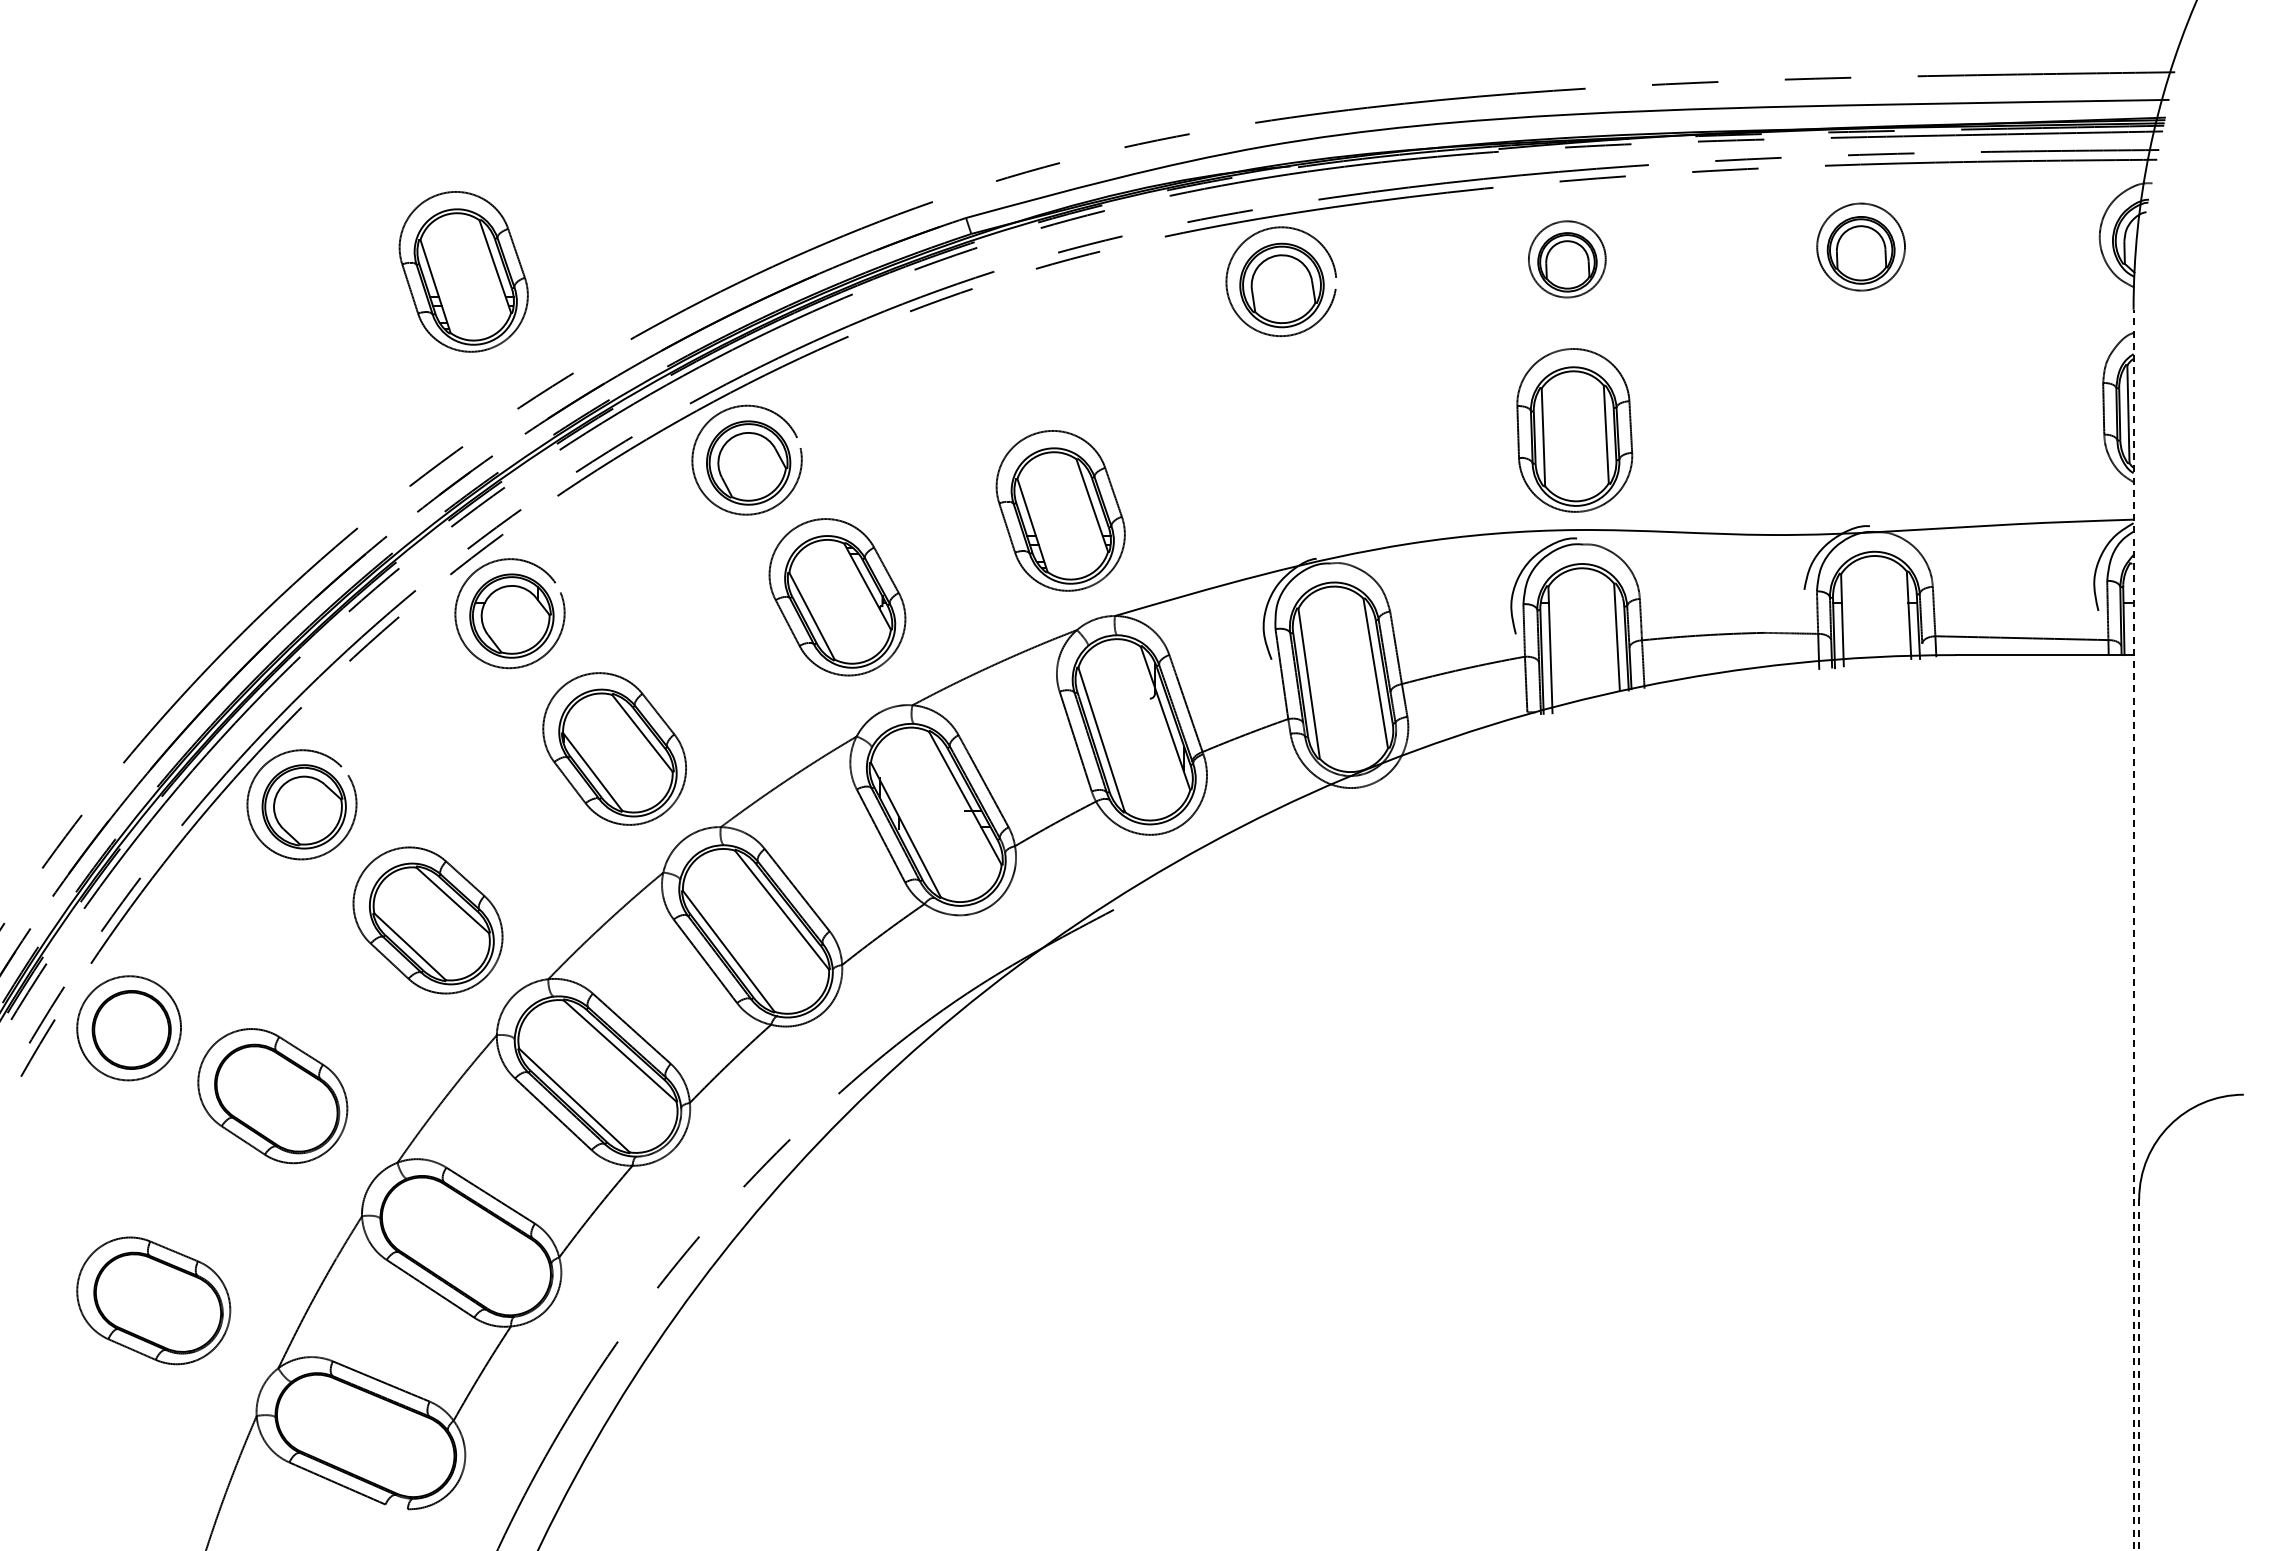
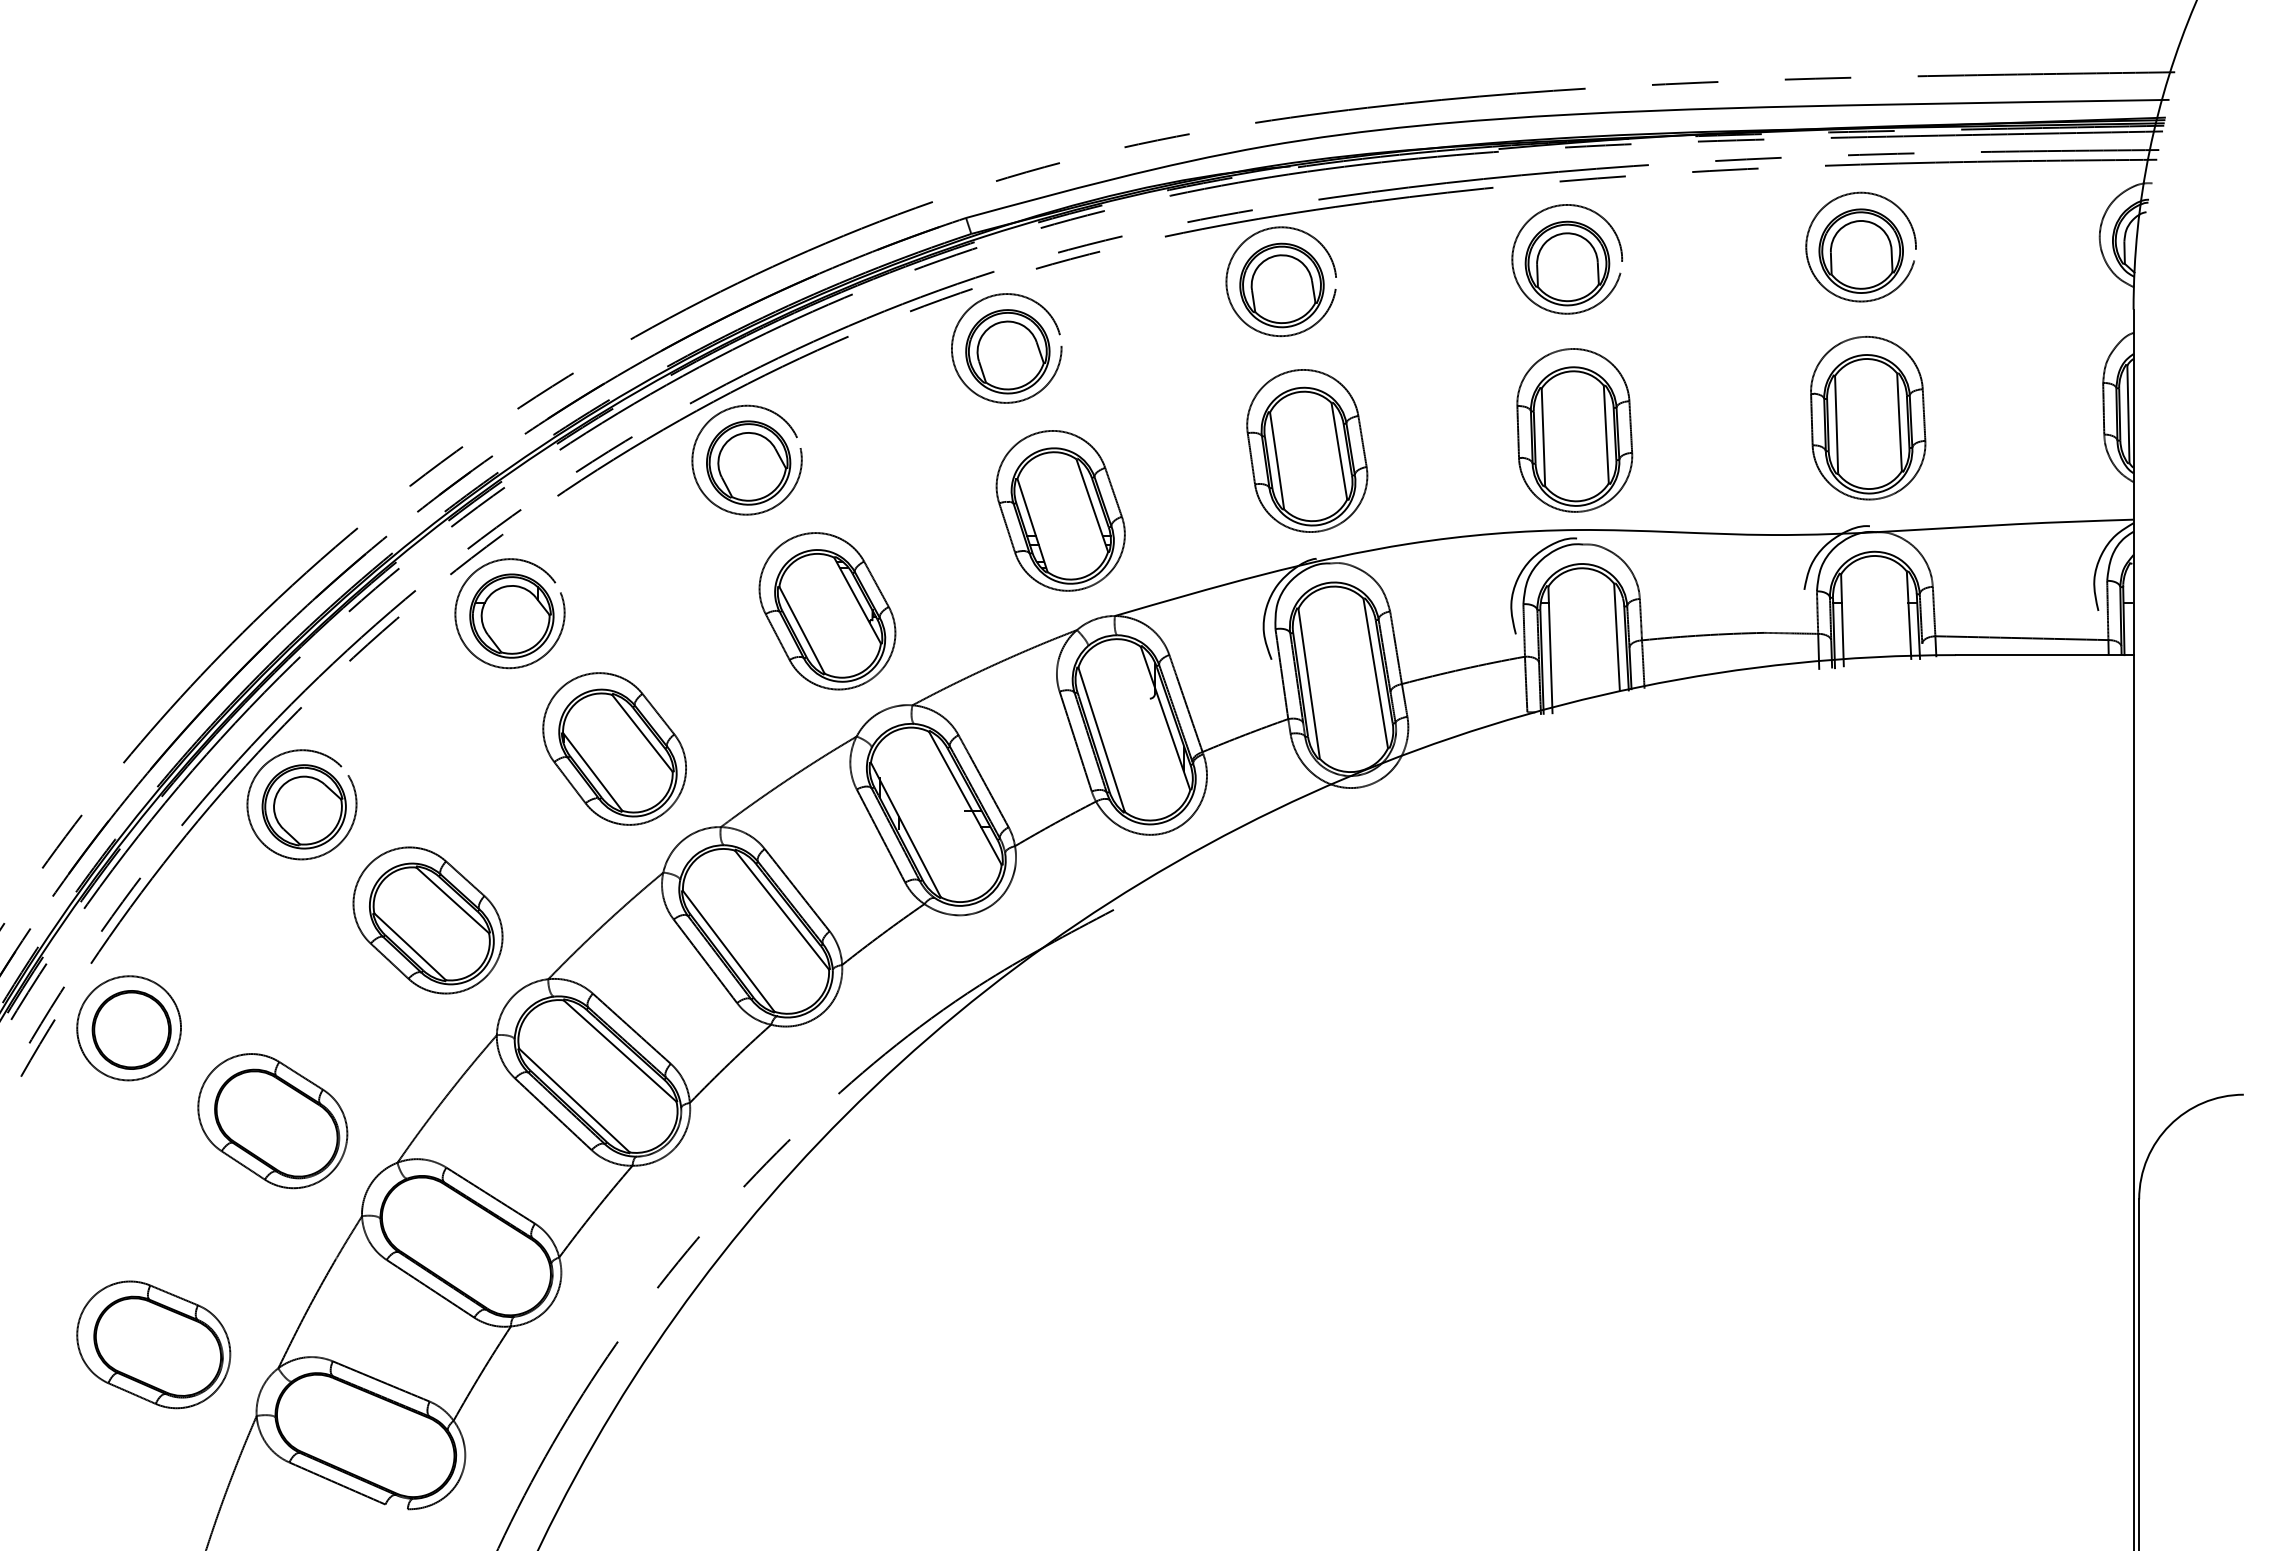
part size: 90x90 px -> 112x112 px (1860, 246)
part size: 79x79 px -> 113x111 px (1567, 259)
part: present -> none (463, 271)
part: none -> present (1006, 348)
part: none -> present (1868, 418)
part: none -> present (1307, 450)
part position: (837, 597) -> (827, 611) (827, 611)
line: dashed -> solid (2133, 929)
part position: (272, 1096) -> (272, 1121) (272, 1121)
part position: (153, 1300) -> (153, 1344) (153, 1344)
line: dashed -> solid (2139, 1375)
